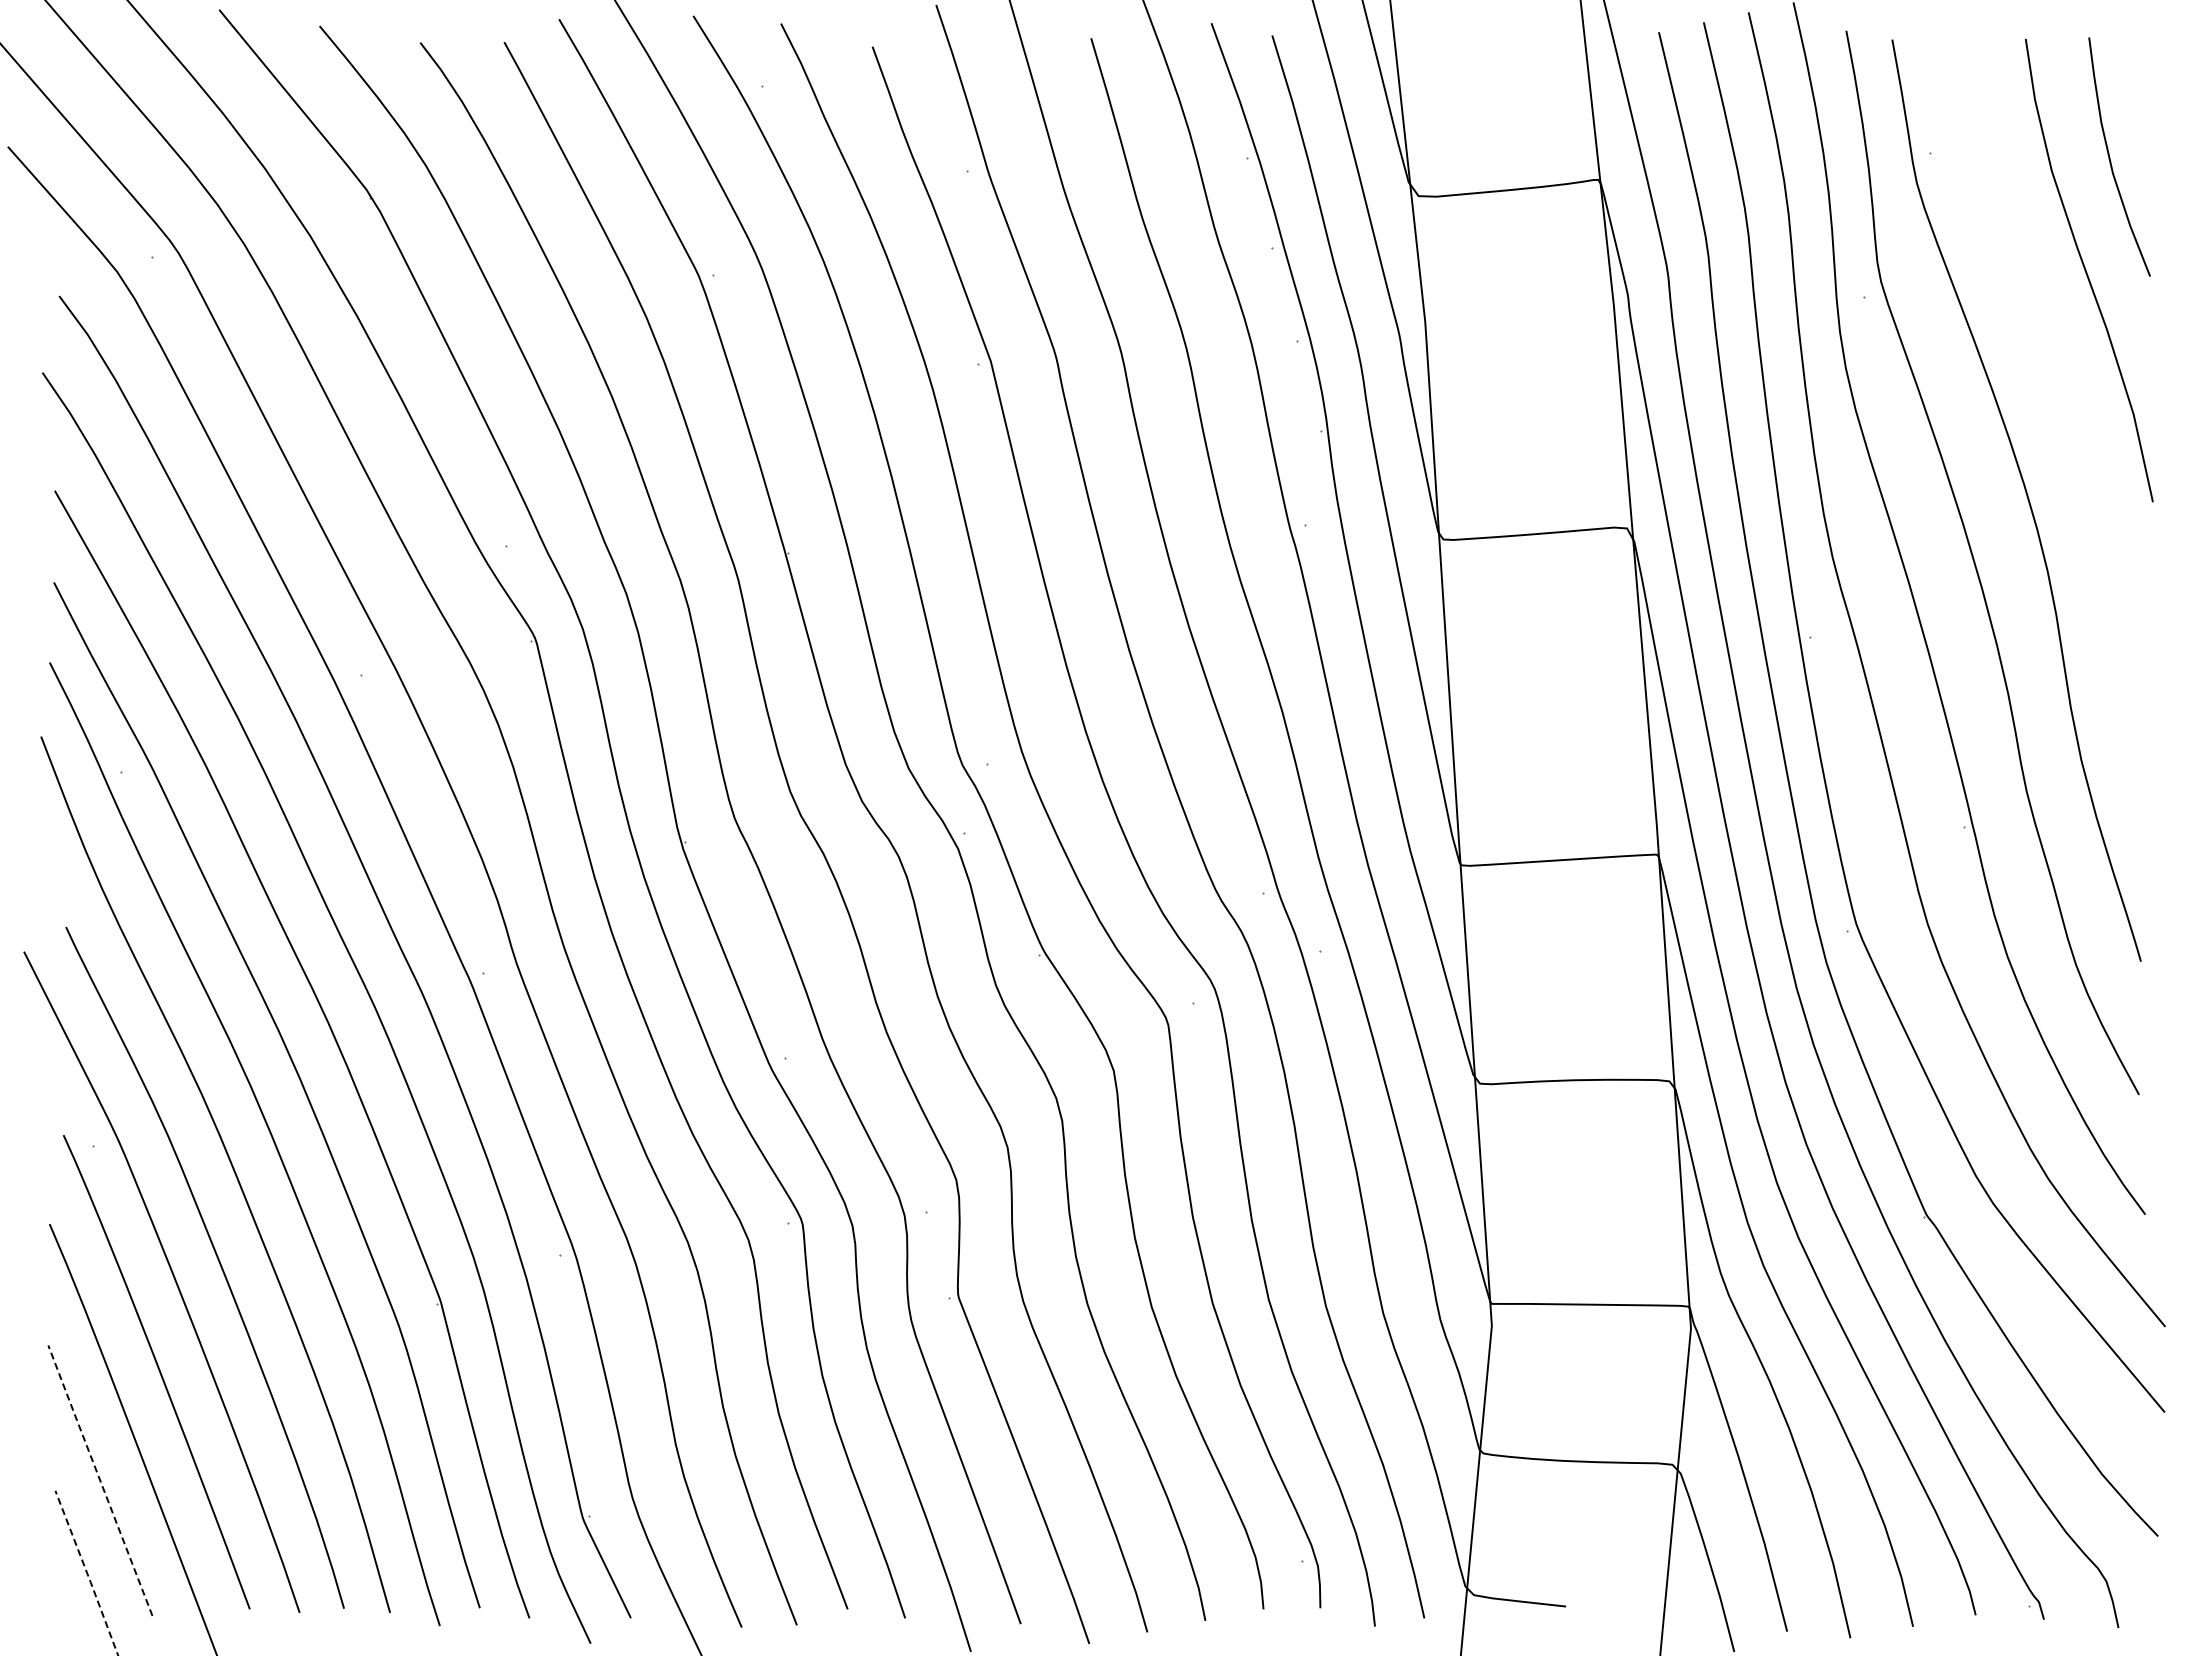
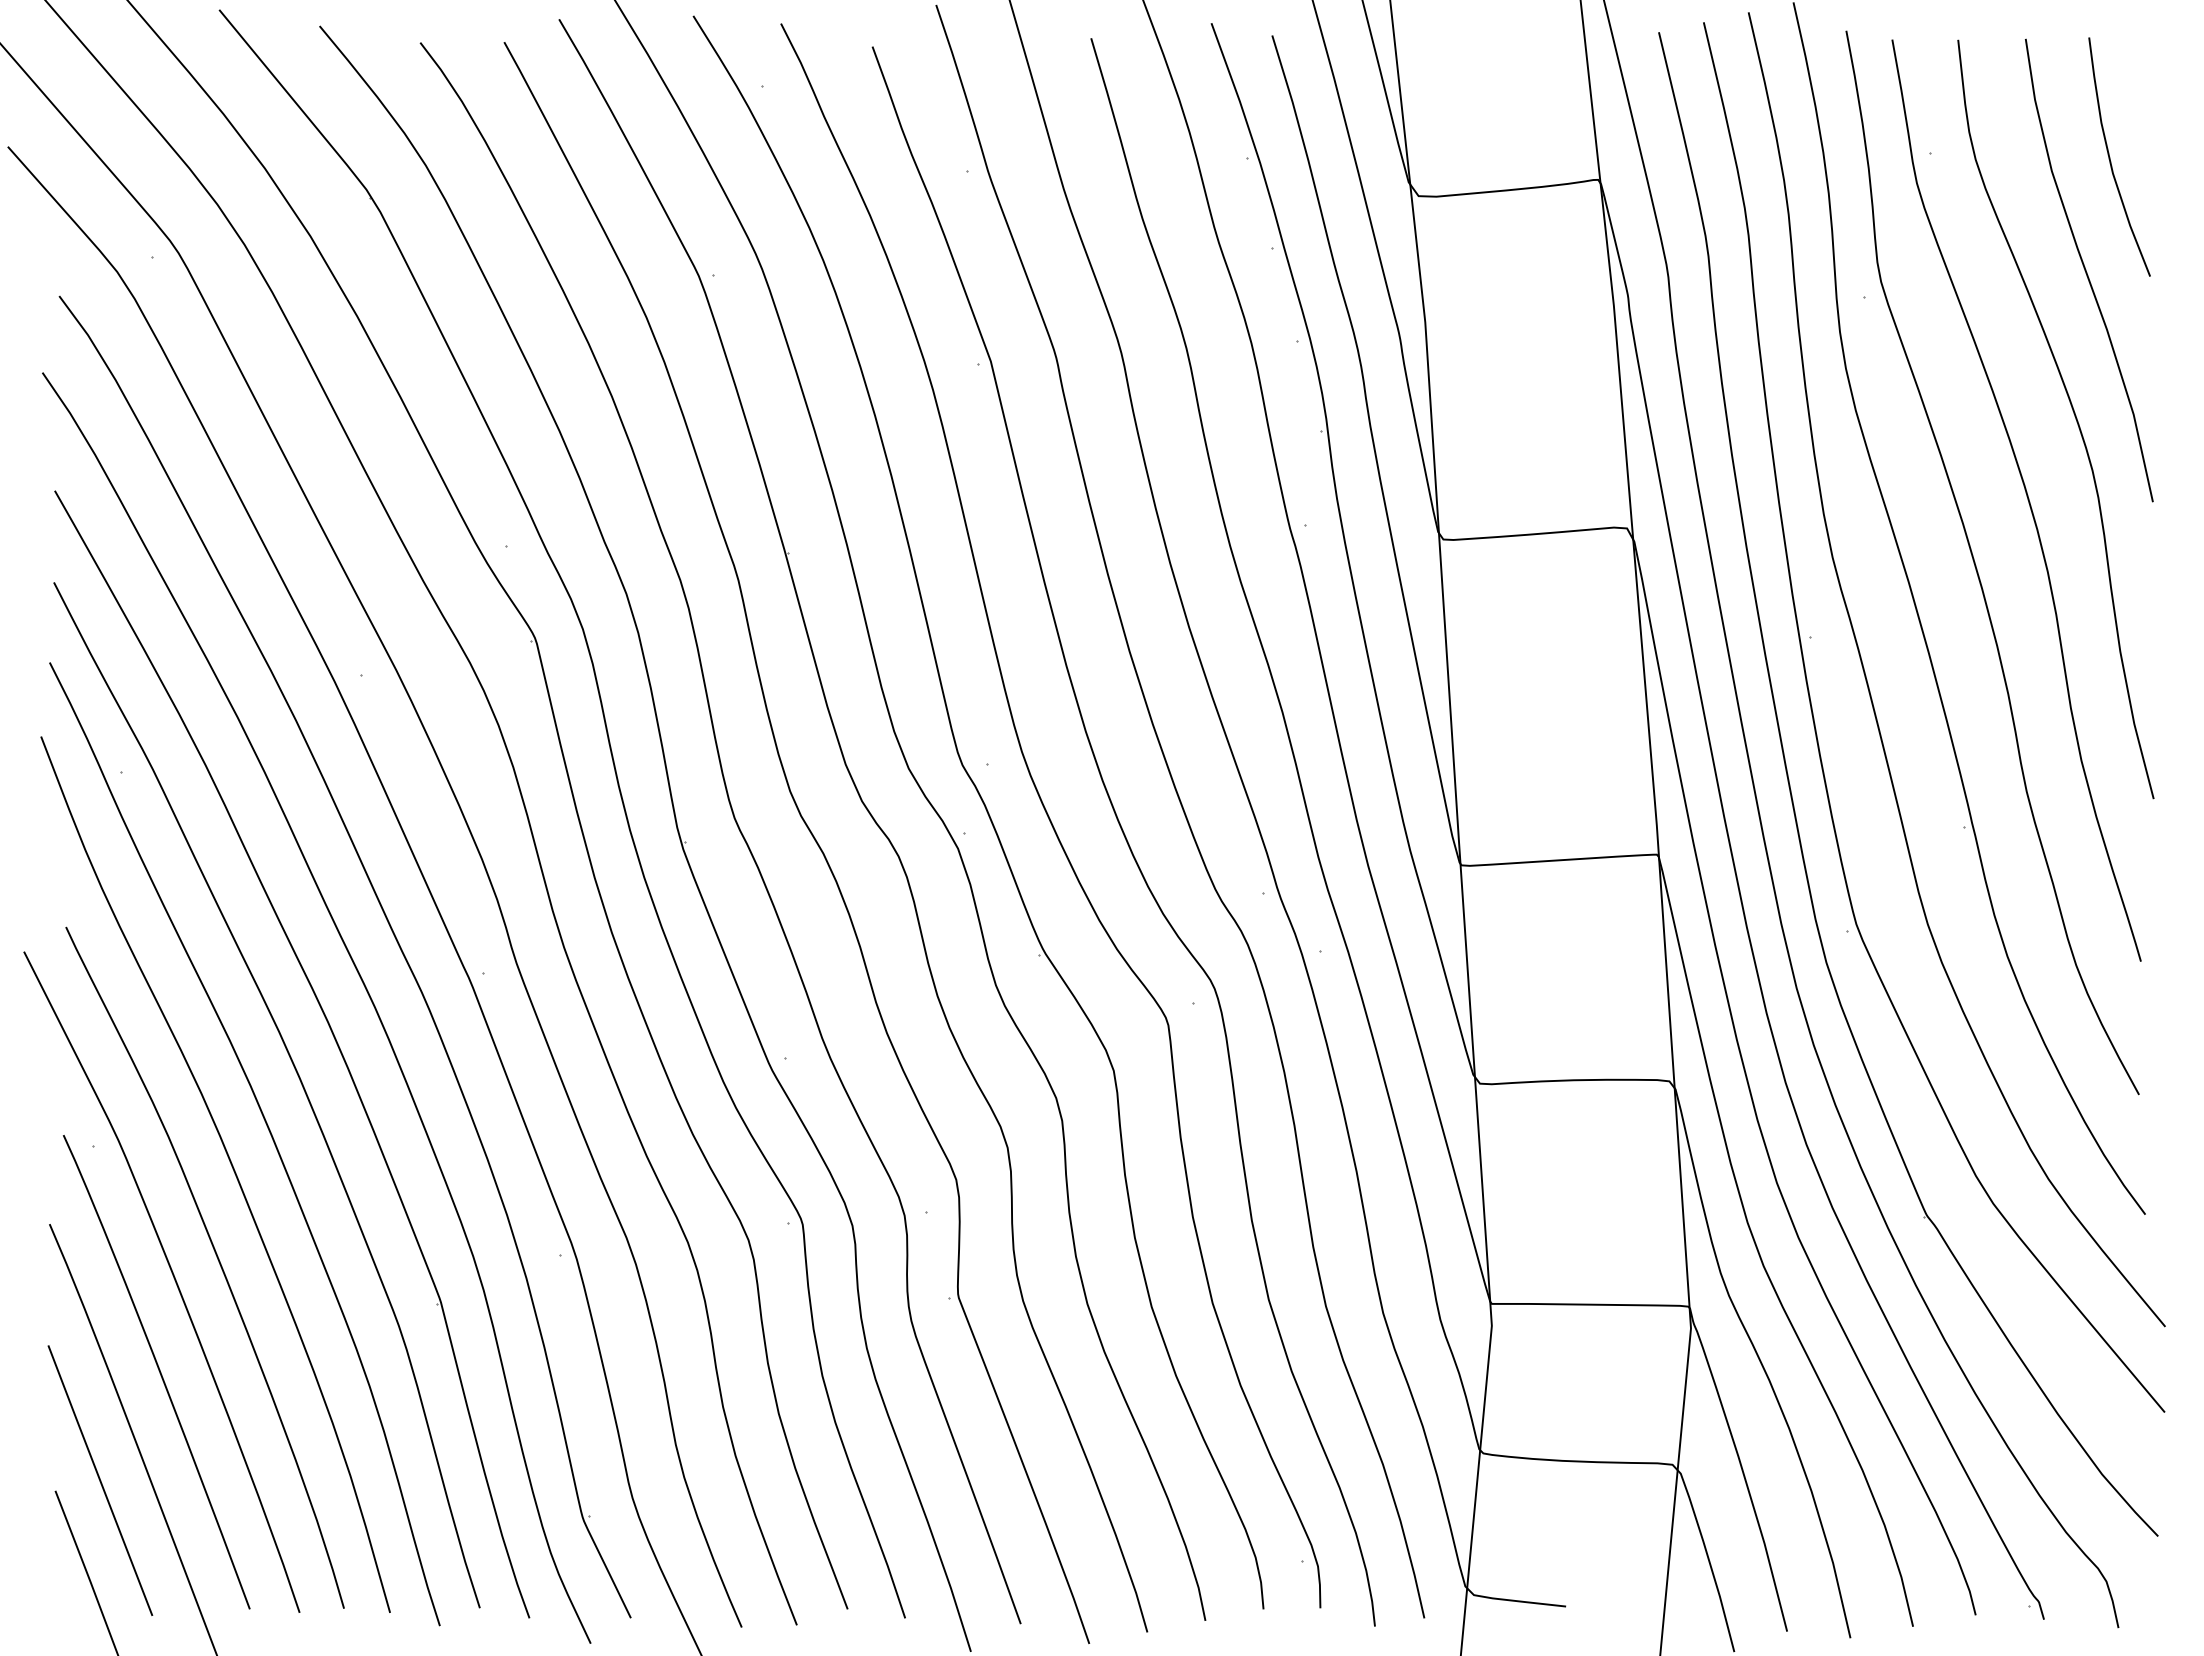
curve: none -> present (2072, 411)
line: dashed -> solid (99, 1479)
line: dashed -> solid (87, 1573)
